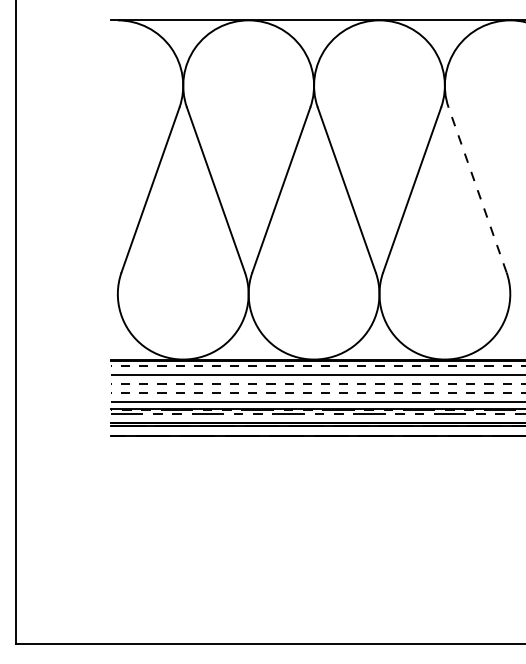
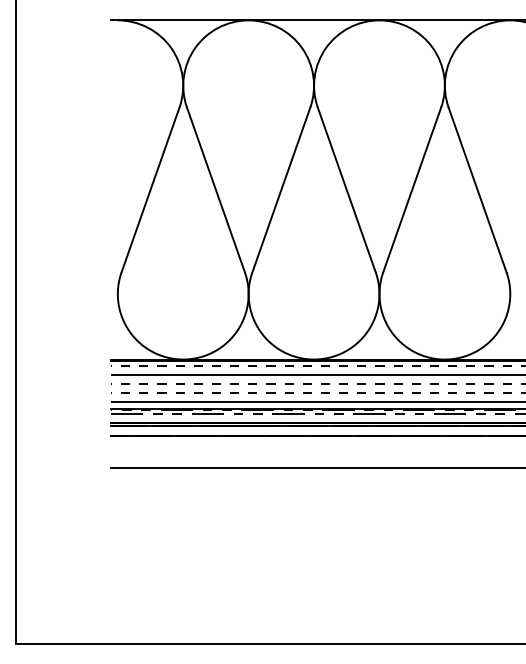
line: dashed -> solid (477, 189)
line: none -> present (316, 468)
